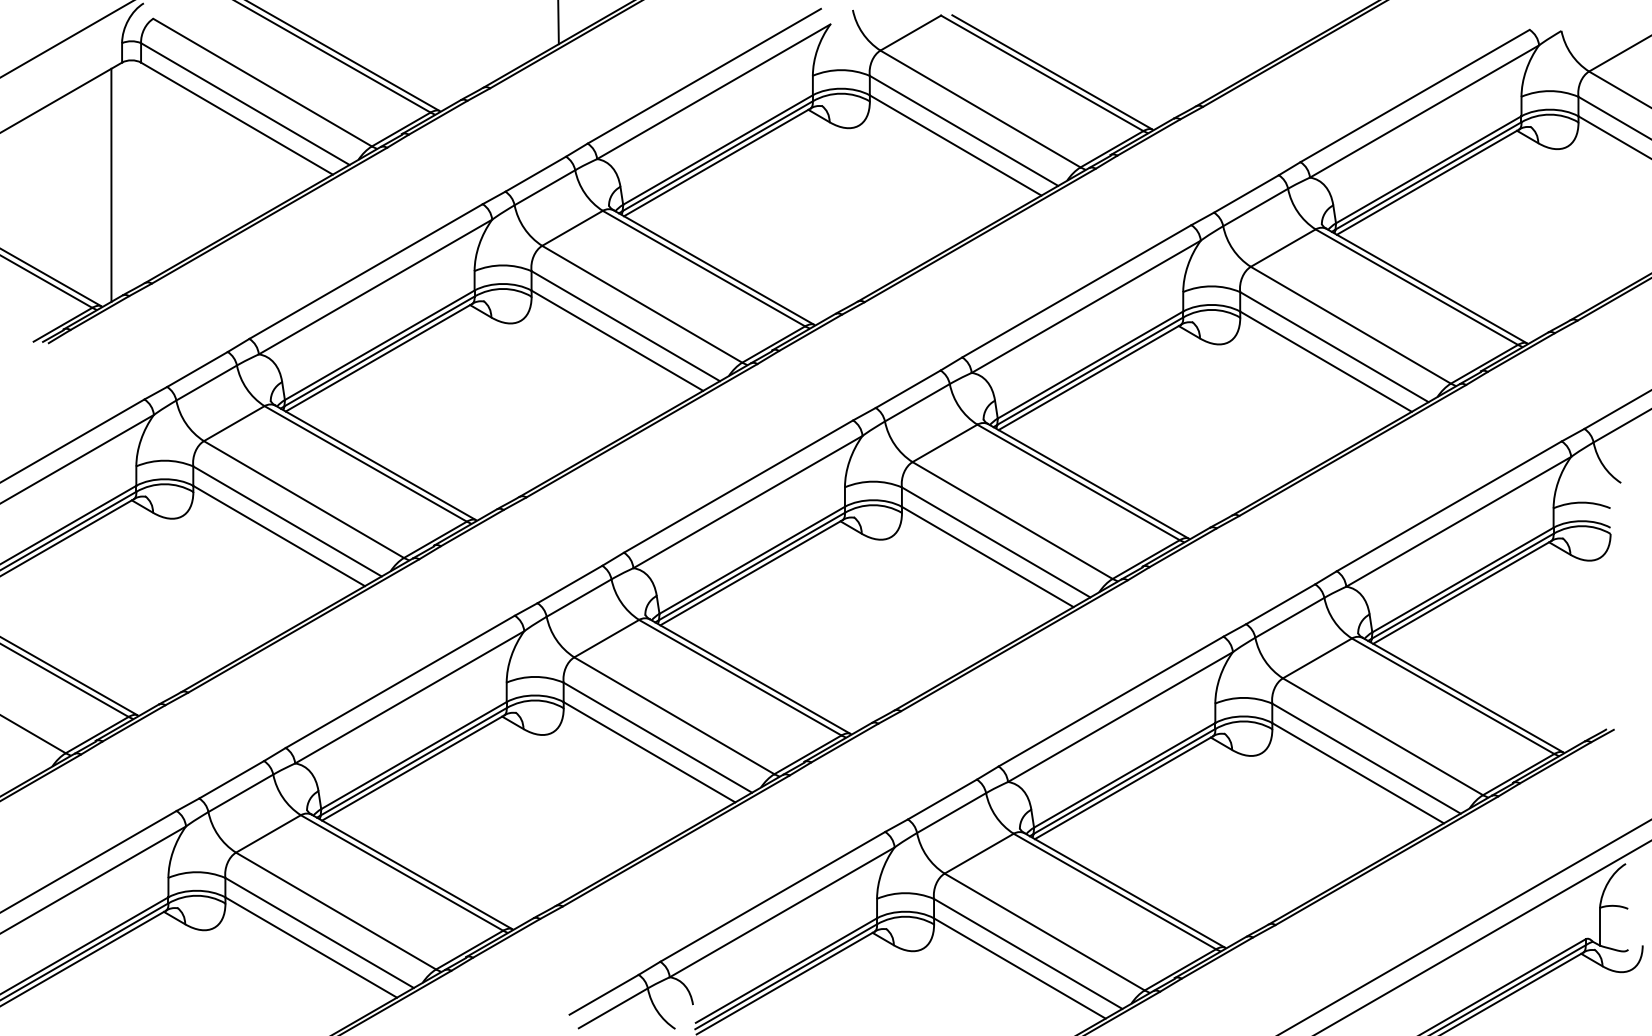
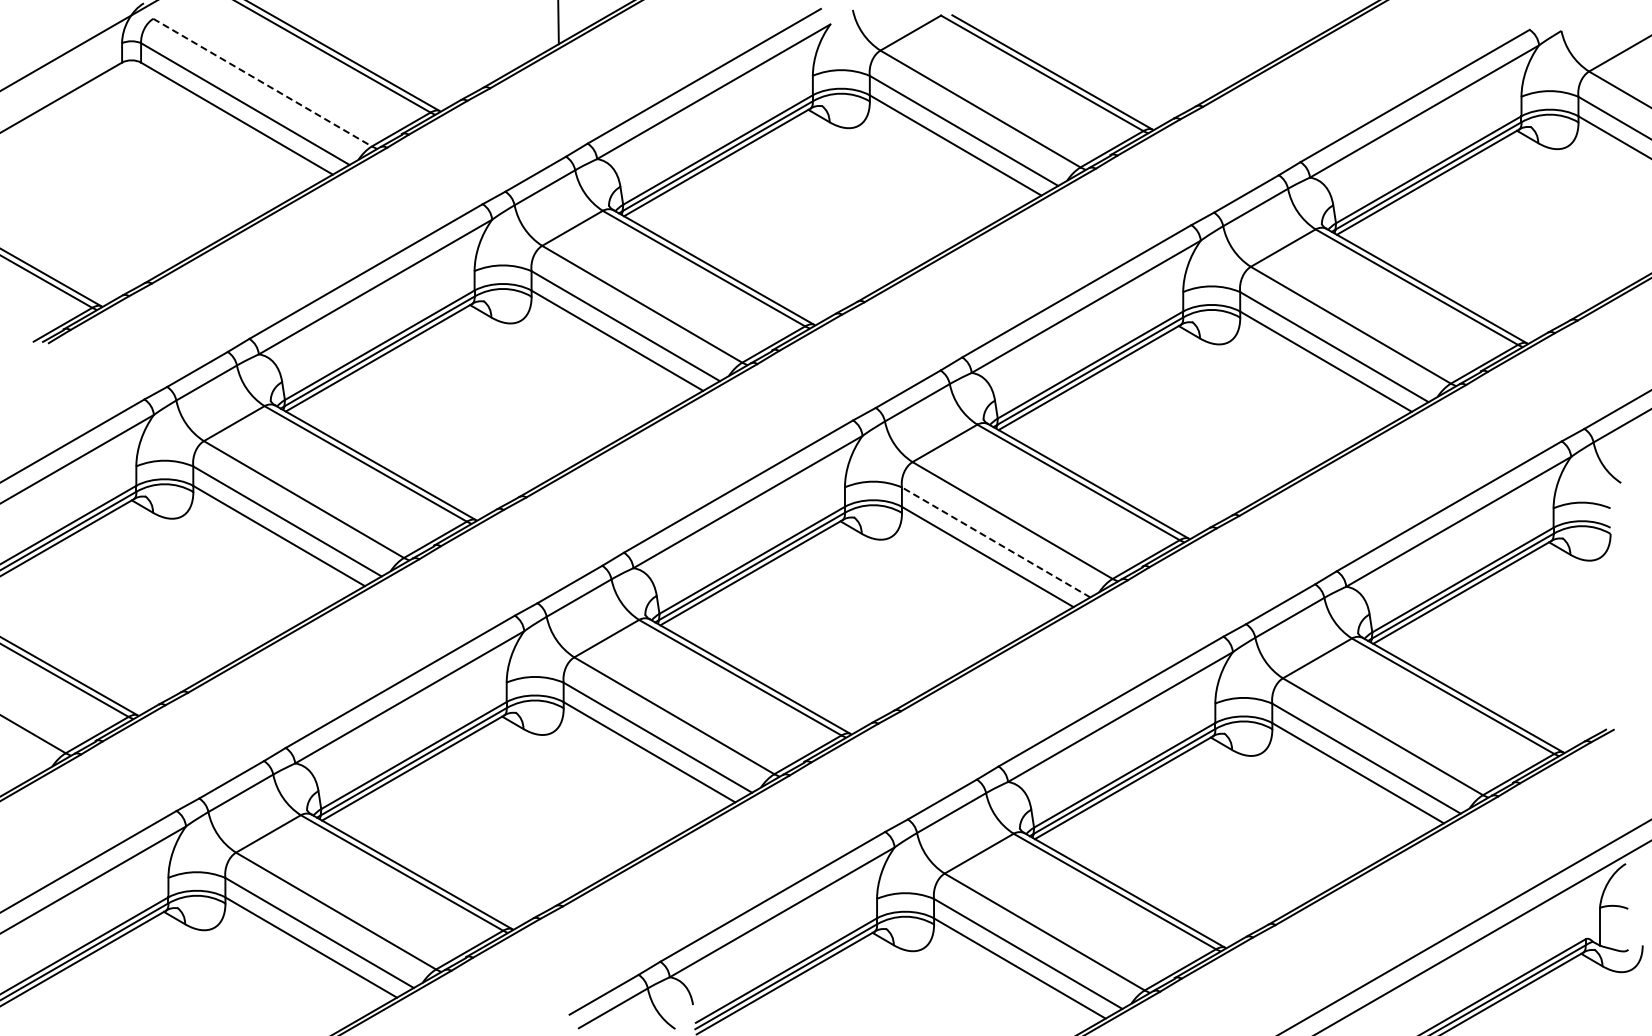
line position: (66, 39) -> (78, 46) (78, 46)
line: solid -> dashed (262, 82)
line: present -> none (111, 184)
line: solid -> dashed (995, 542)
